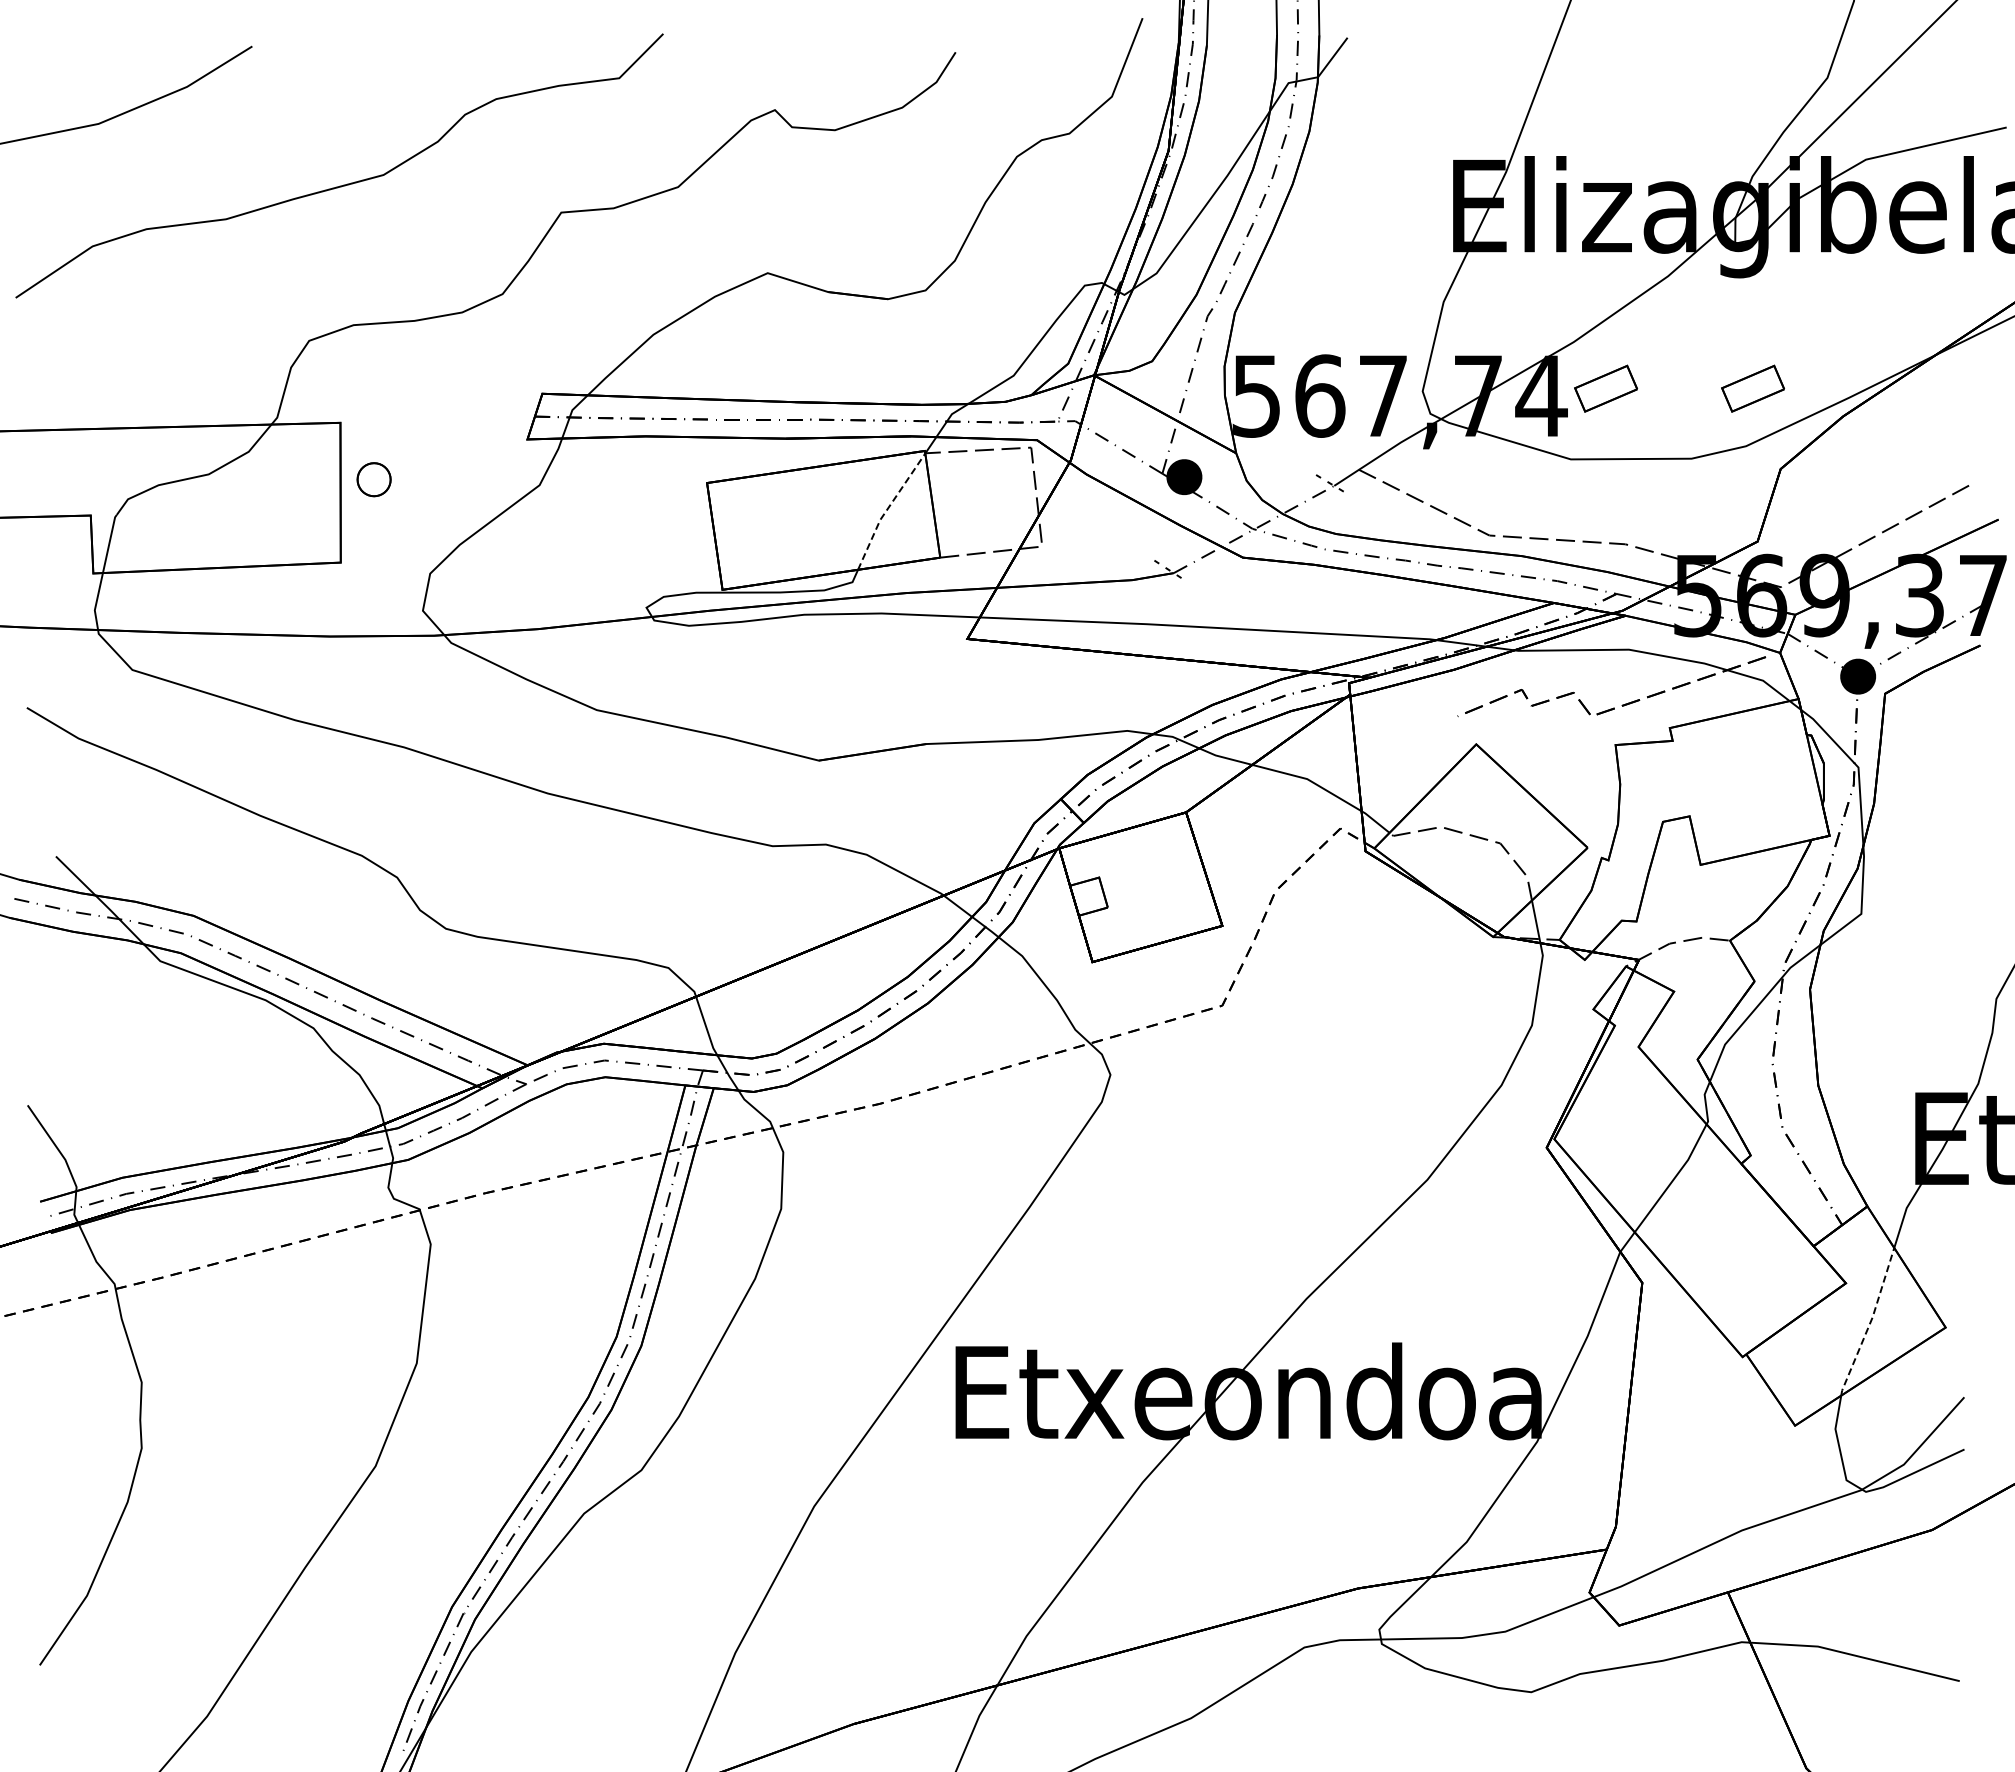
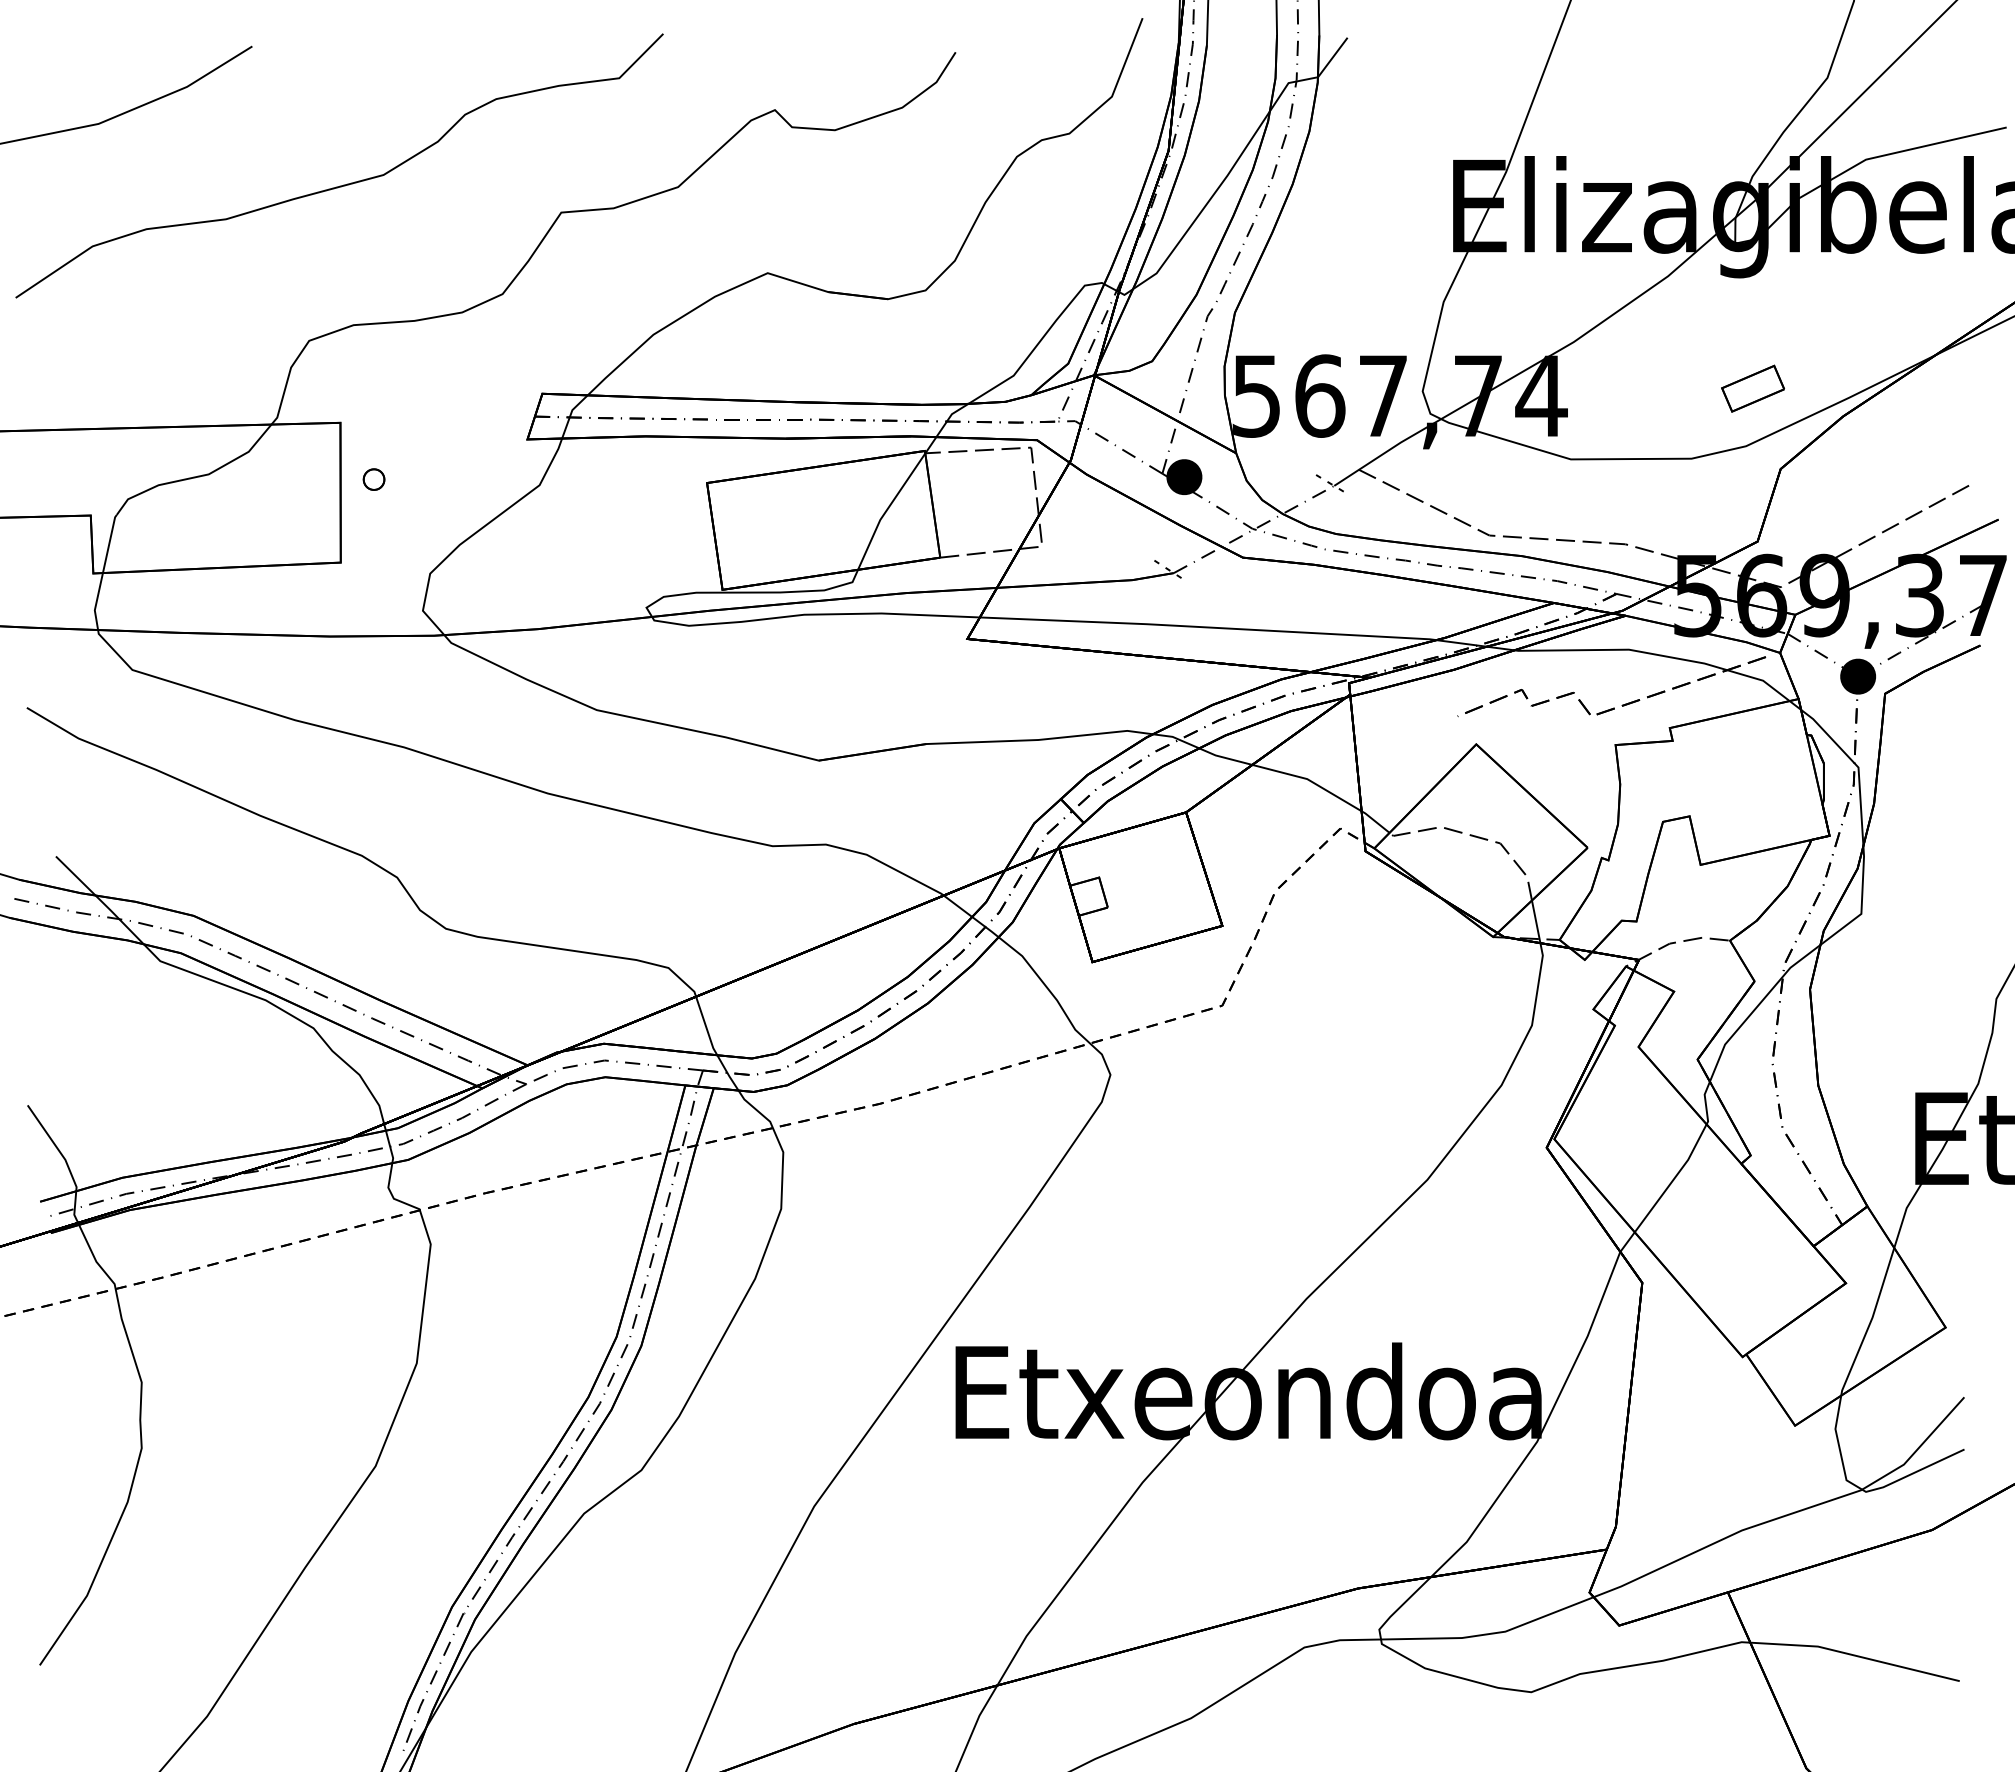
part: present -> none (1605, 388)
part size: 36x36 px -> 24x23 px (373, 479)
line: dashed -> solid (887, 509)
line: dashed -> solid (1870, 1323)
